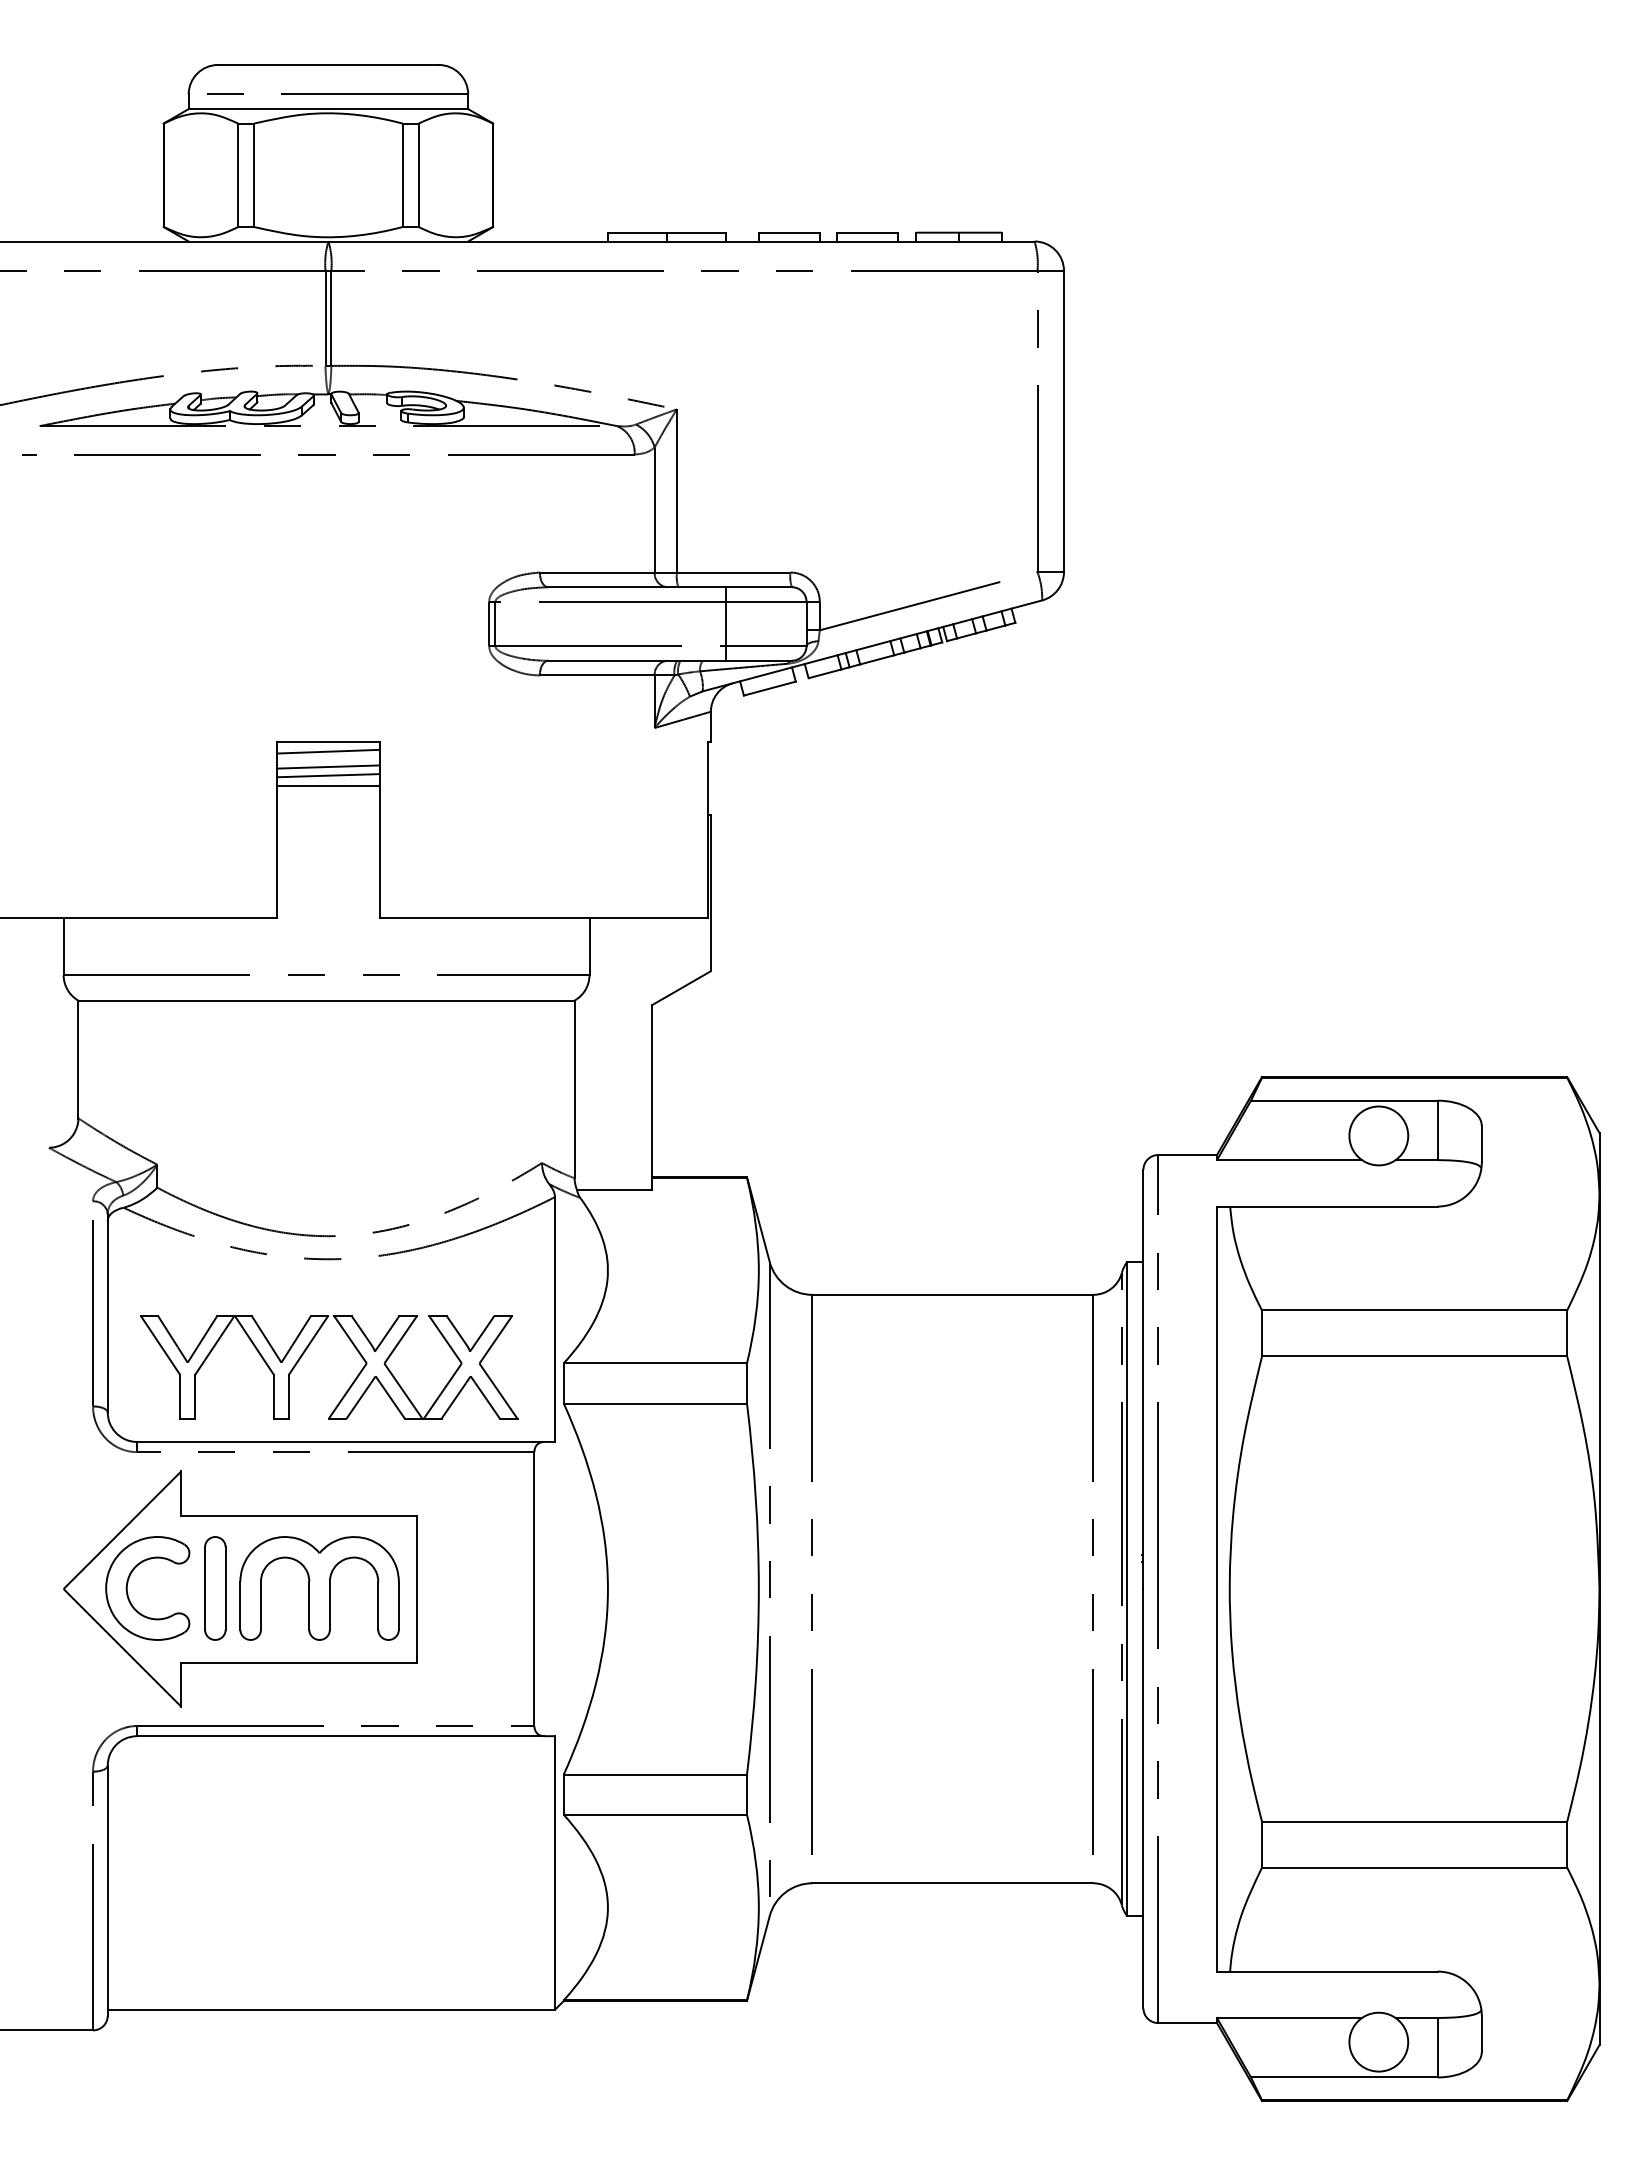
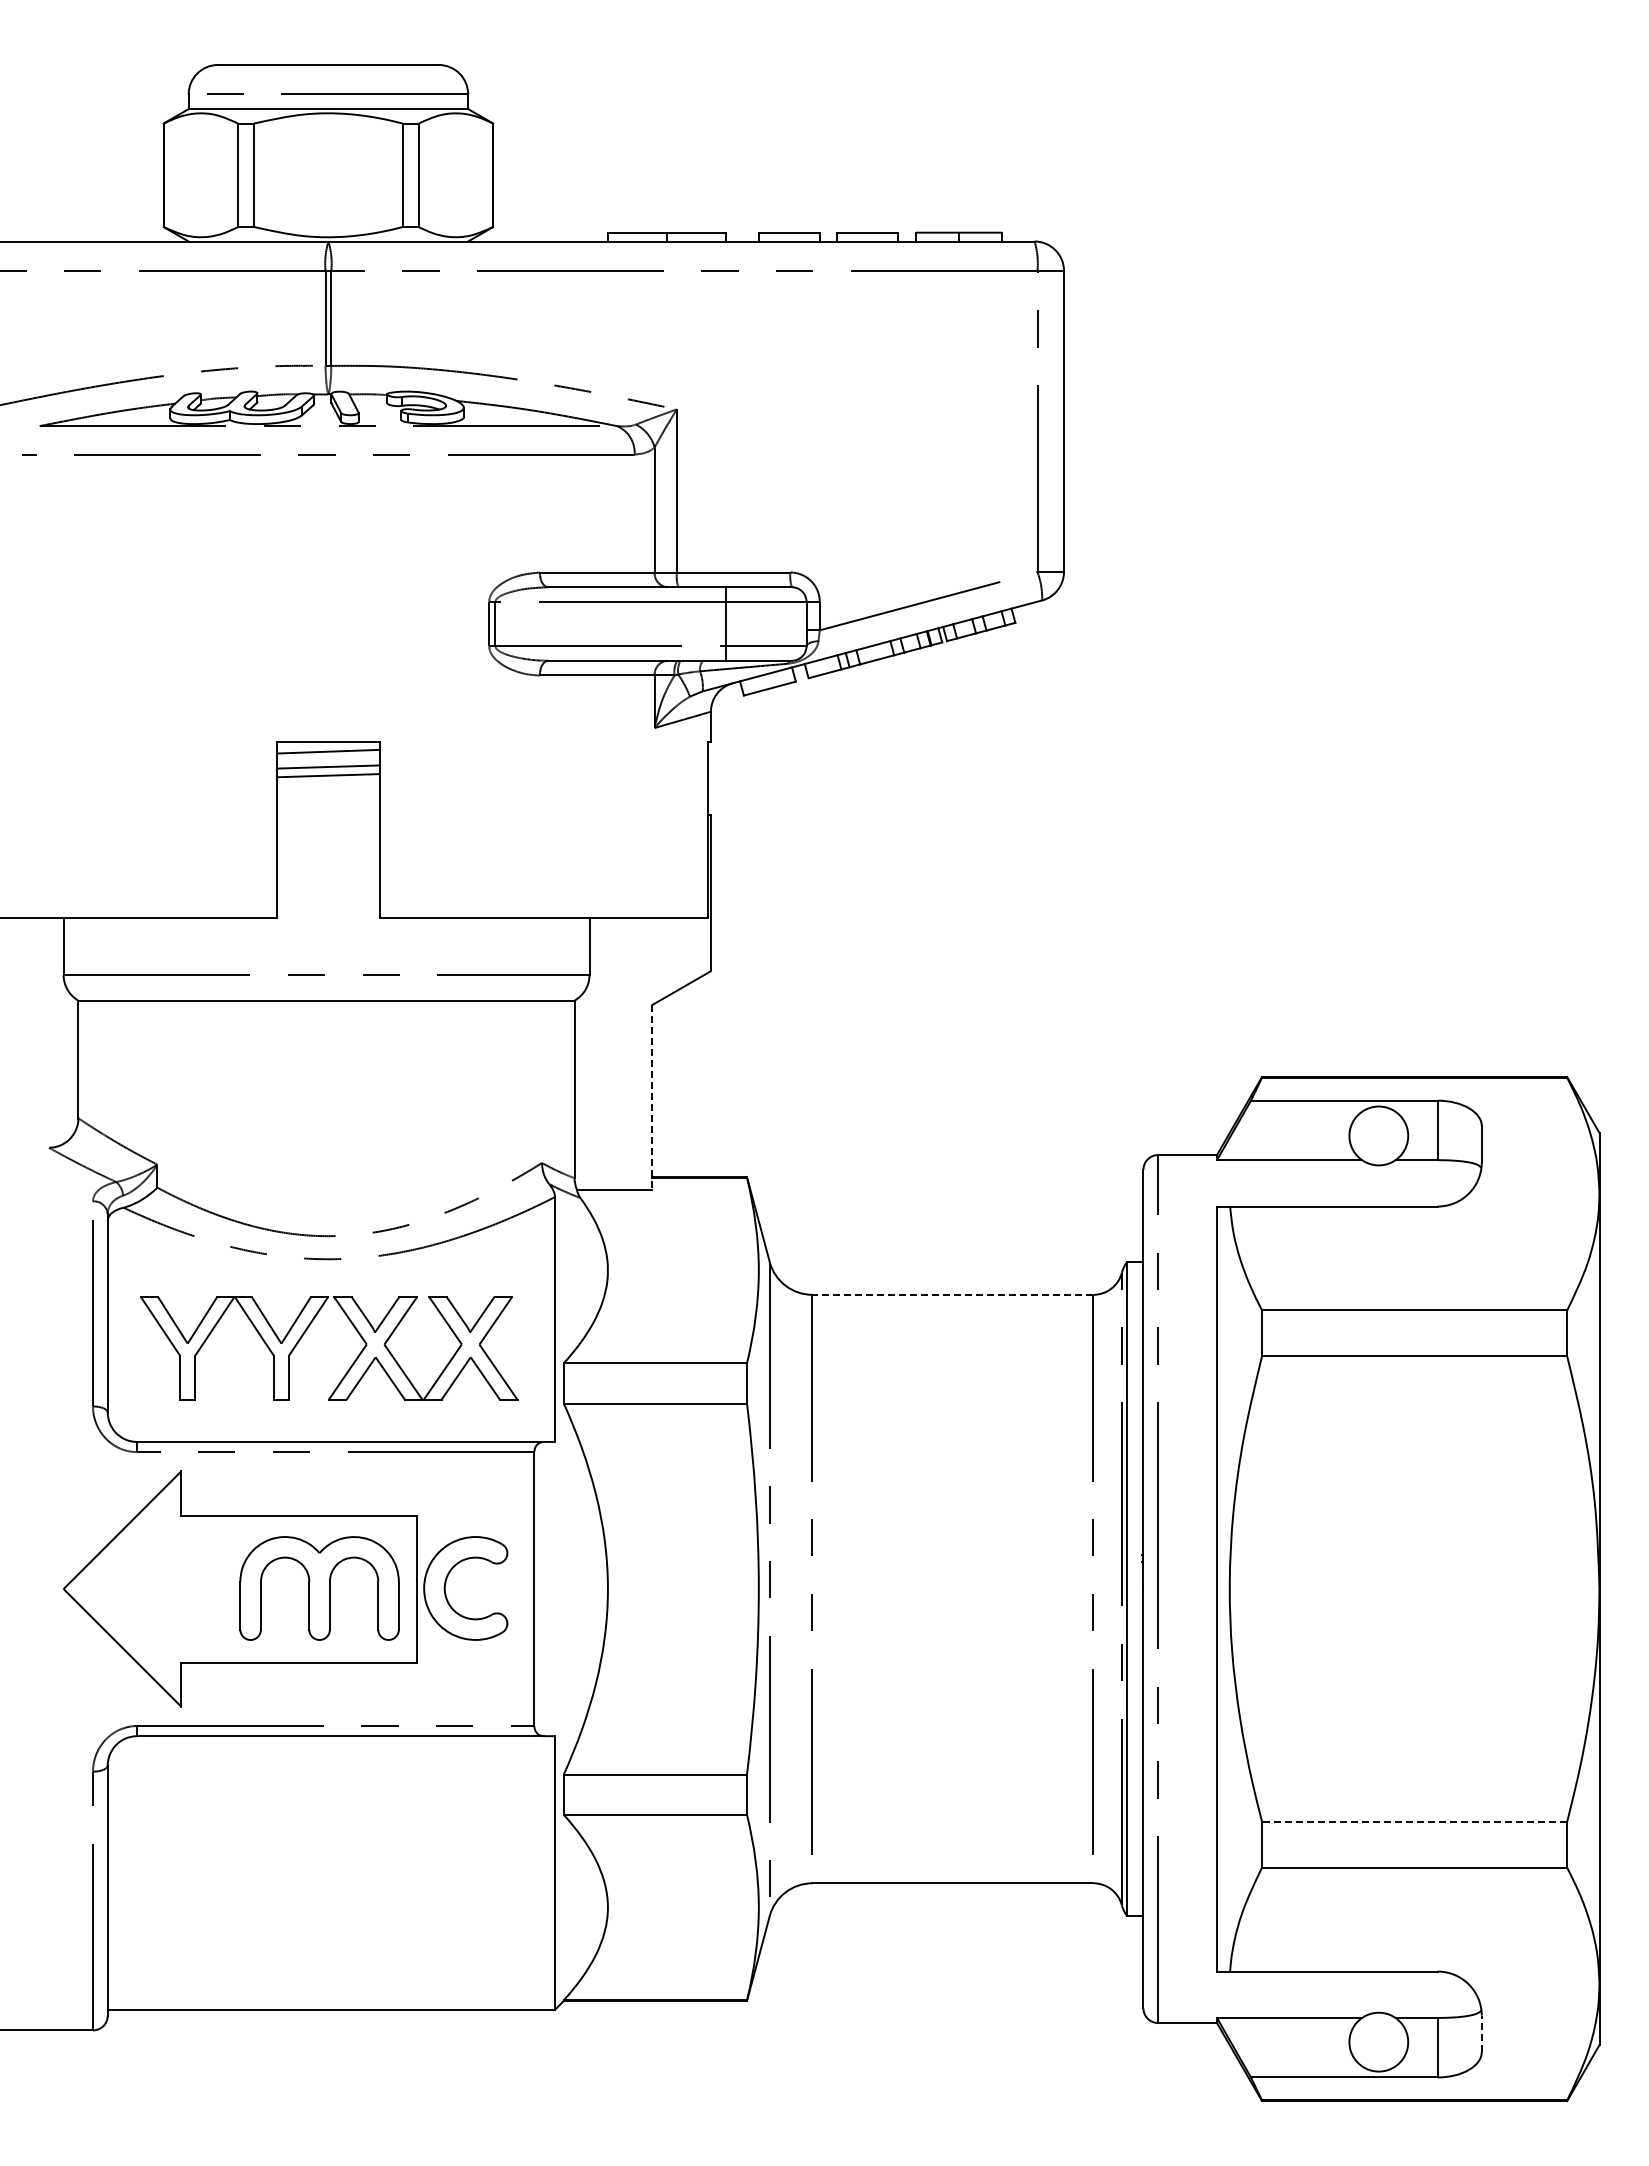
line: present -> none (327, 785)
line: solid -> dashed (652, 1098)
line: solid -> dashed (952, 1294)
part position: (351, 1383) -> (351, 1364) (351, 1364)
part position: (128, 1583) -> (446, 1583) (446, 1583)
part: present -> none (215, 1588)
line: solid -> dashed (1414, 1821)
line: solid -> dashed (1481, 2033)
